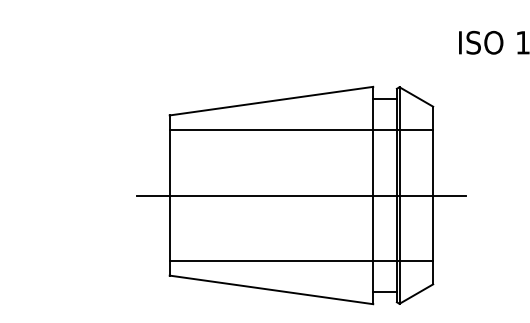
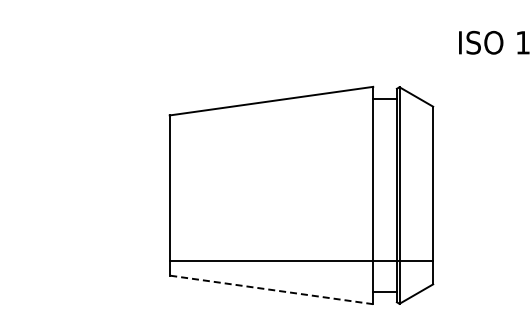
line: present -> none (301, 129)
line: present -> none (301, 195)
line: solid -> dashed (271, 289)
